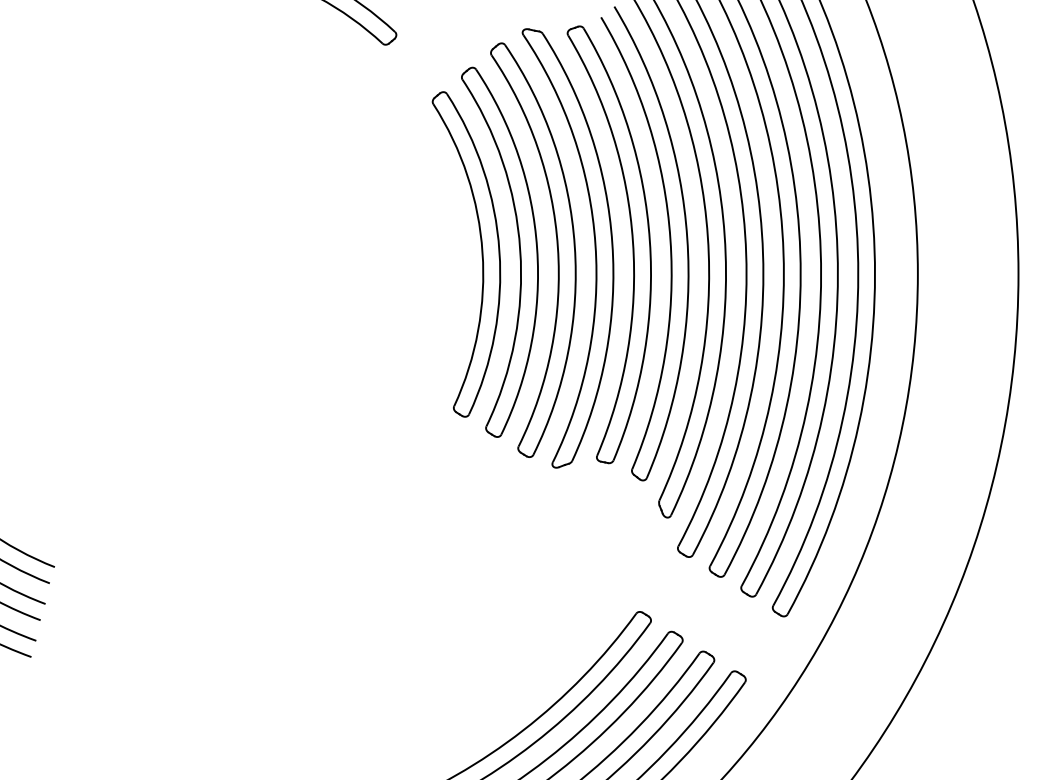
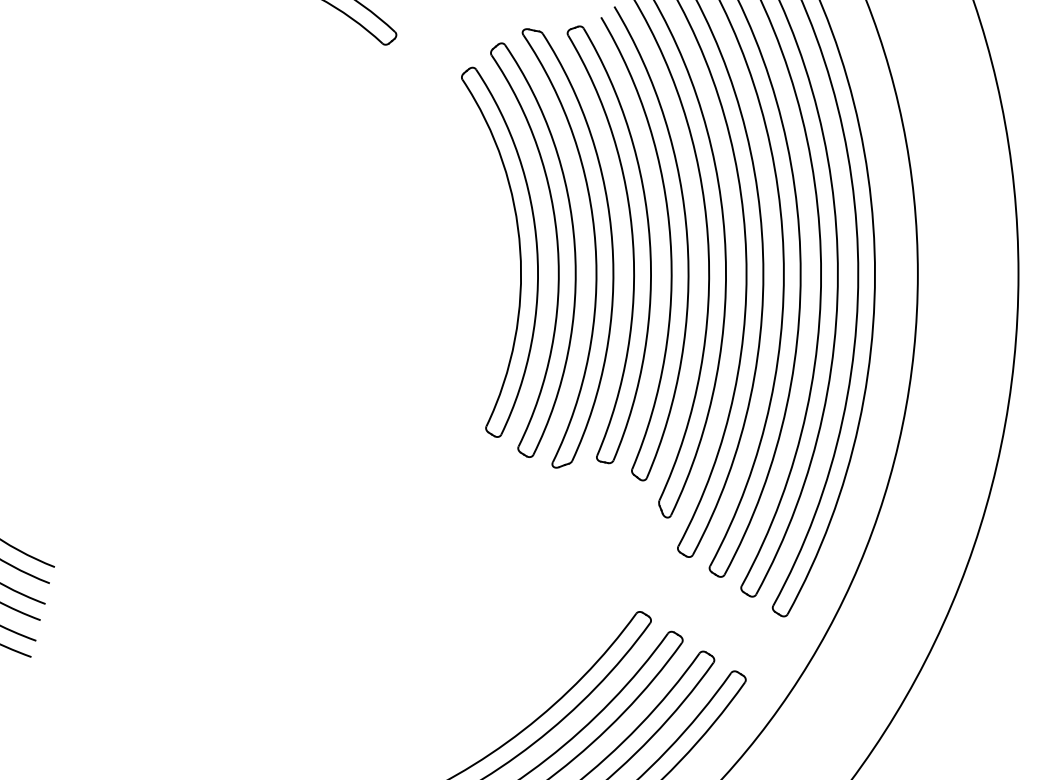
part: present -> none (481, 254)
